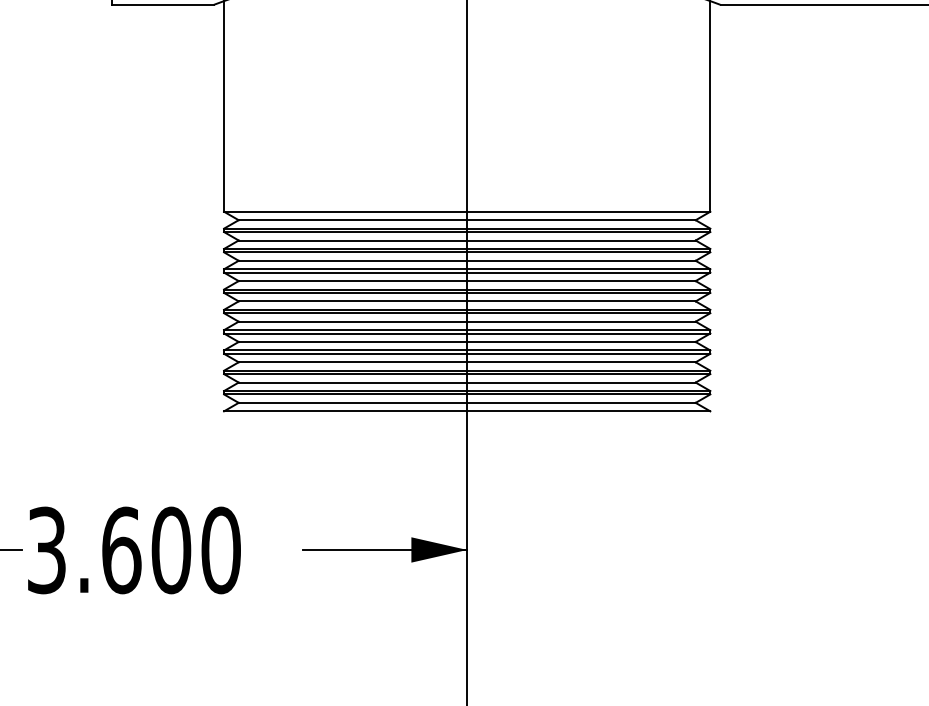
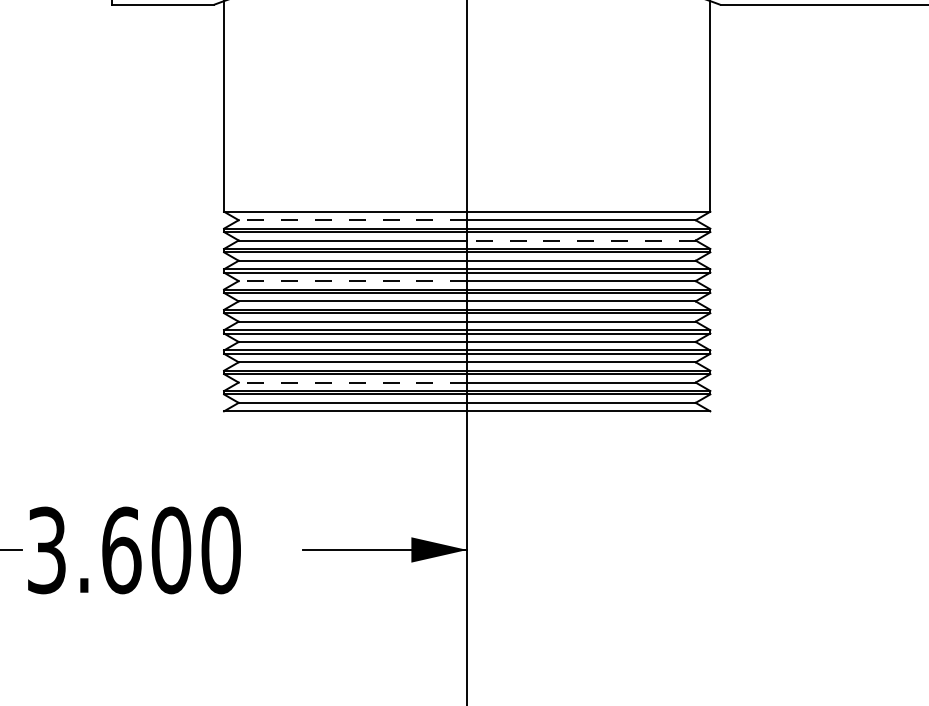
line: solid -> dashed (352, 220)
line: solid -> dashed (580, 240)
line: solid -> dashed (352, 281)
line: solid -> dashed (352, 382)
